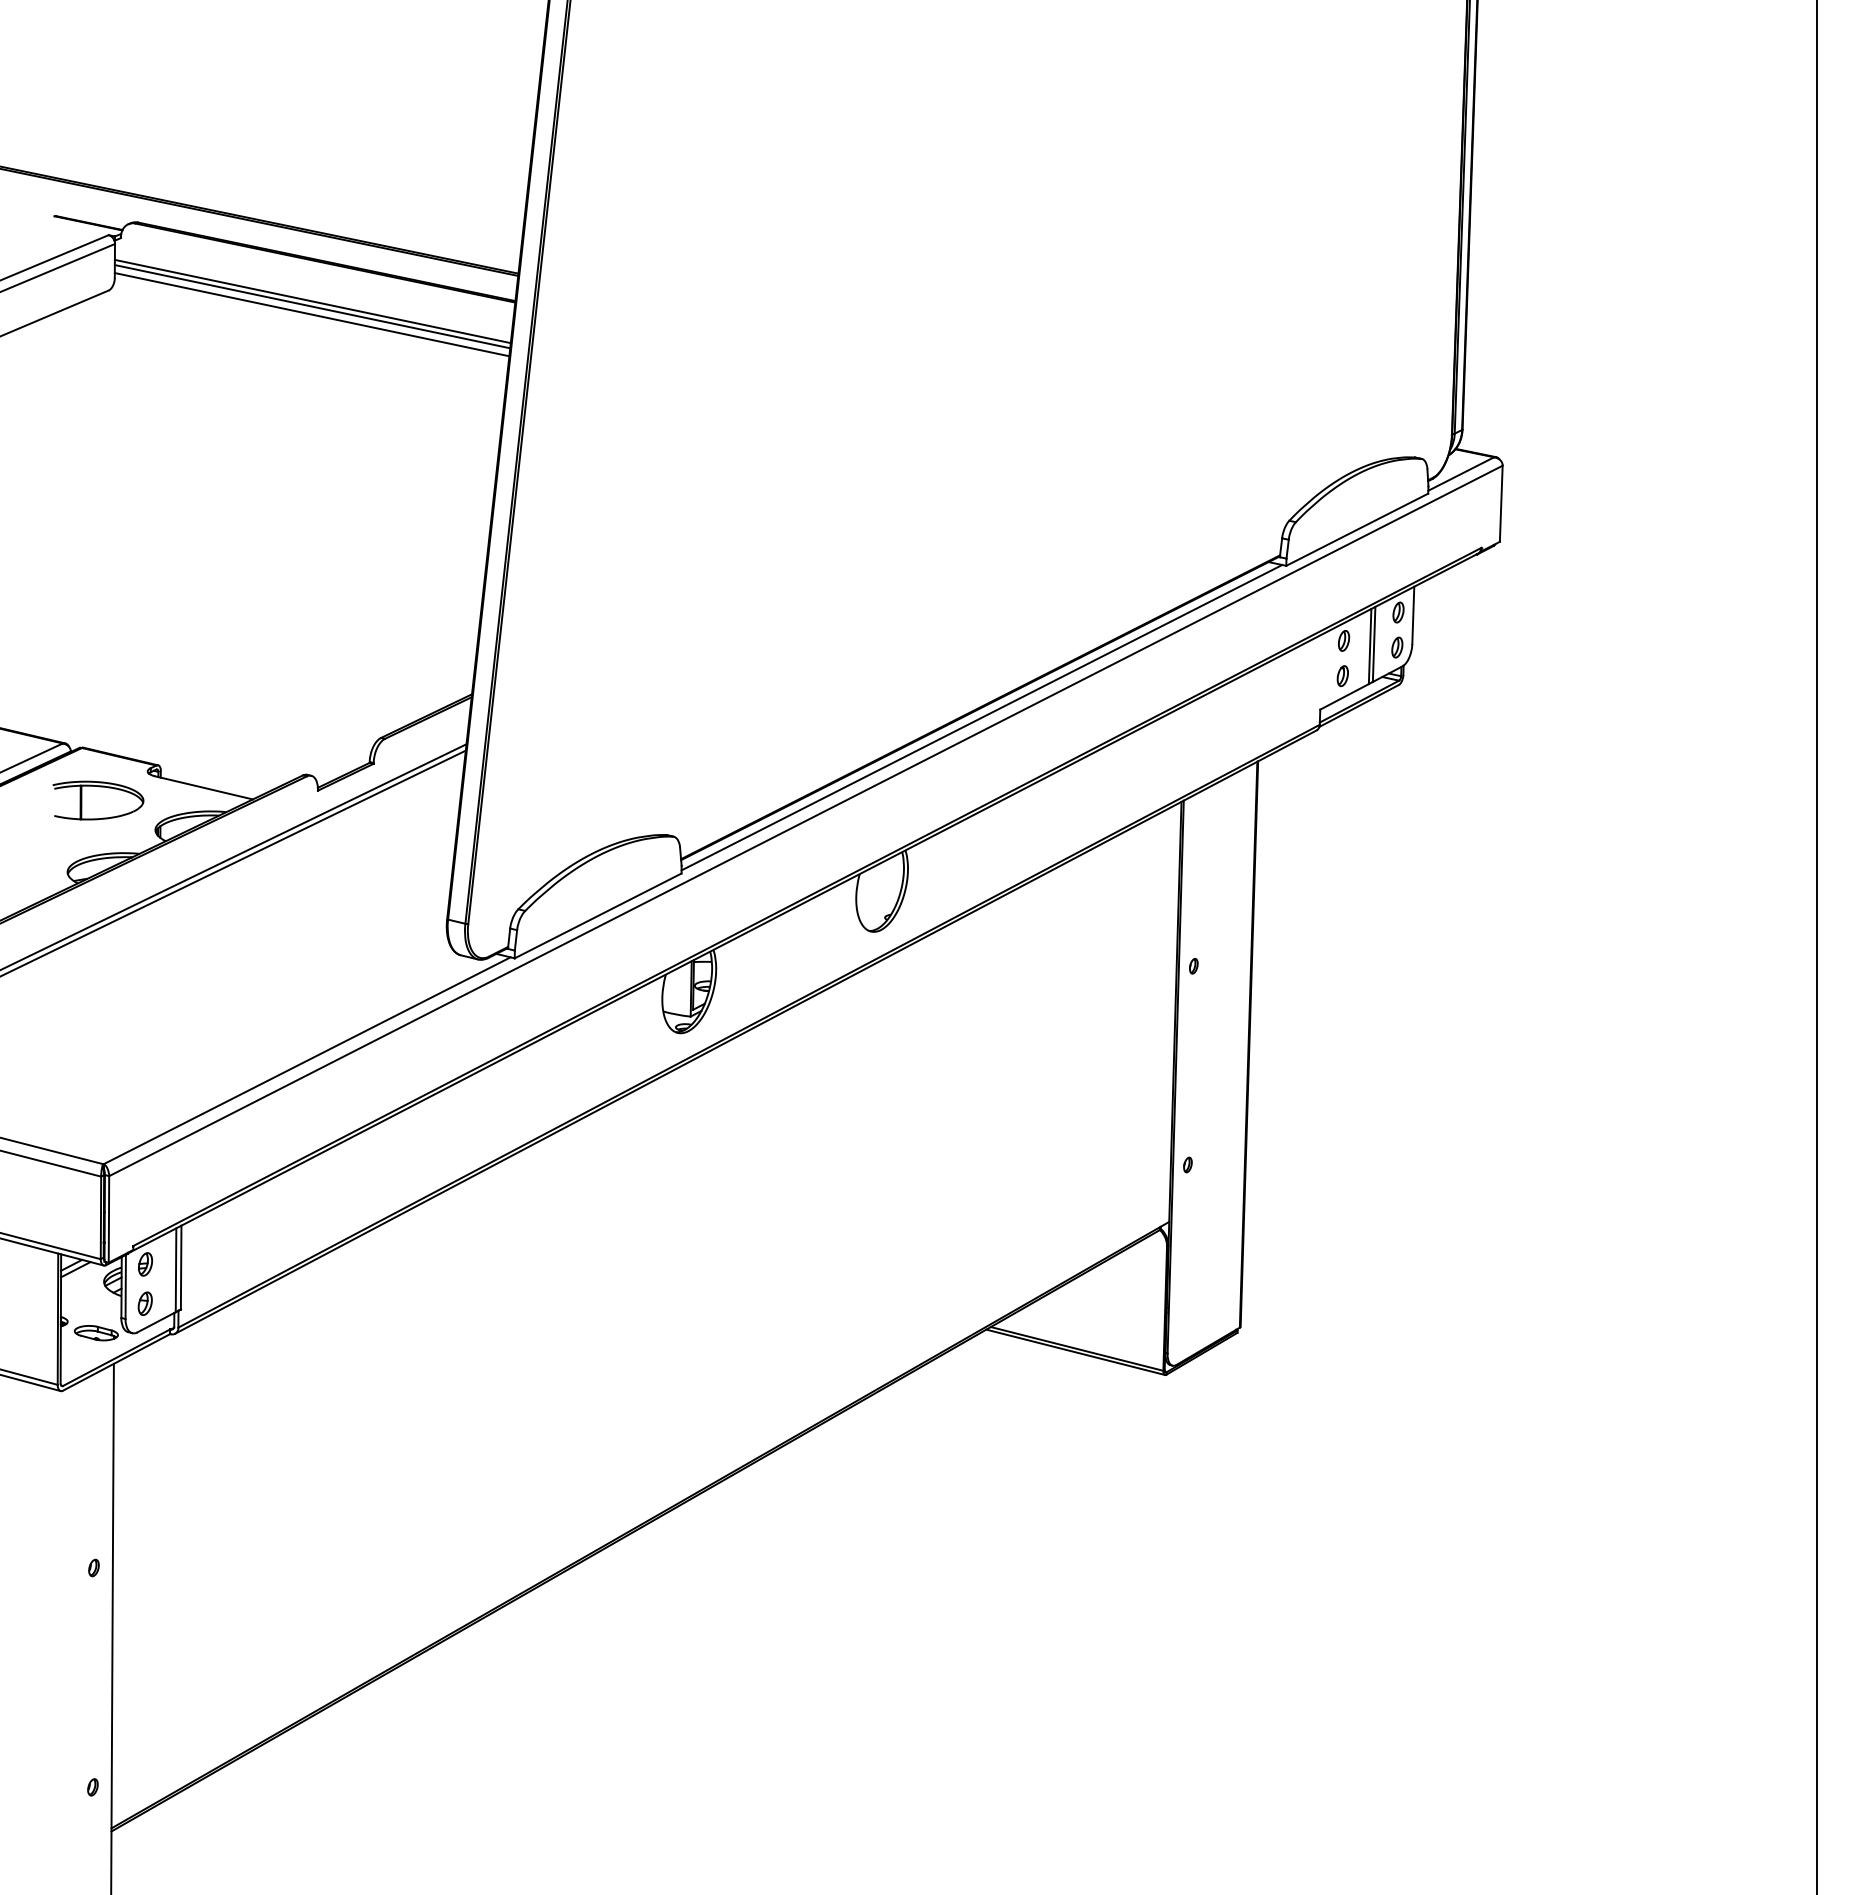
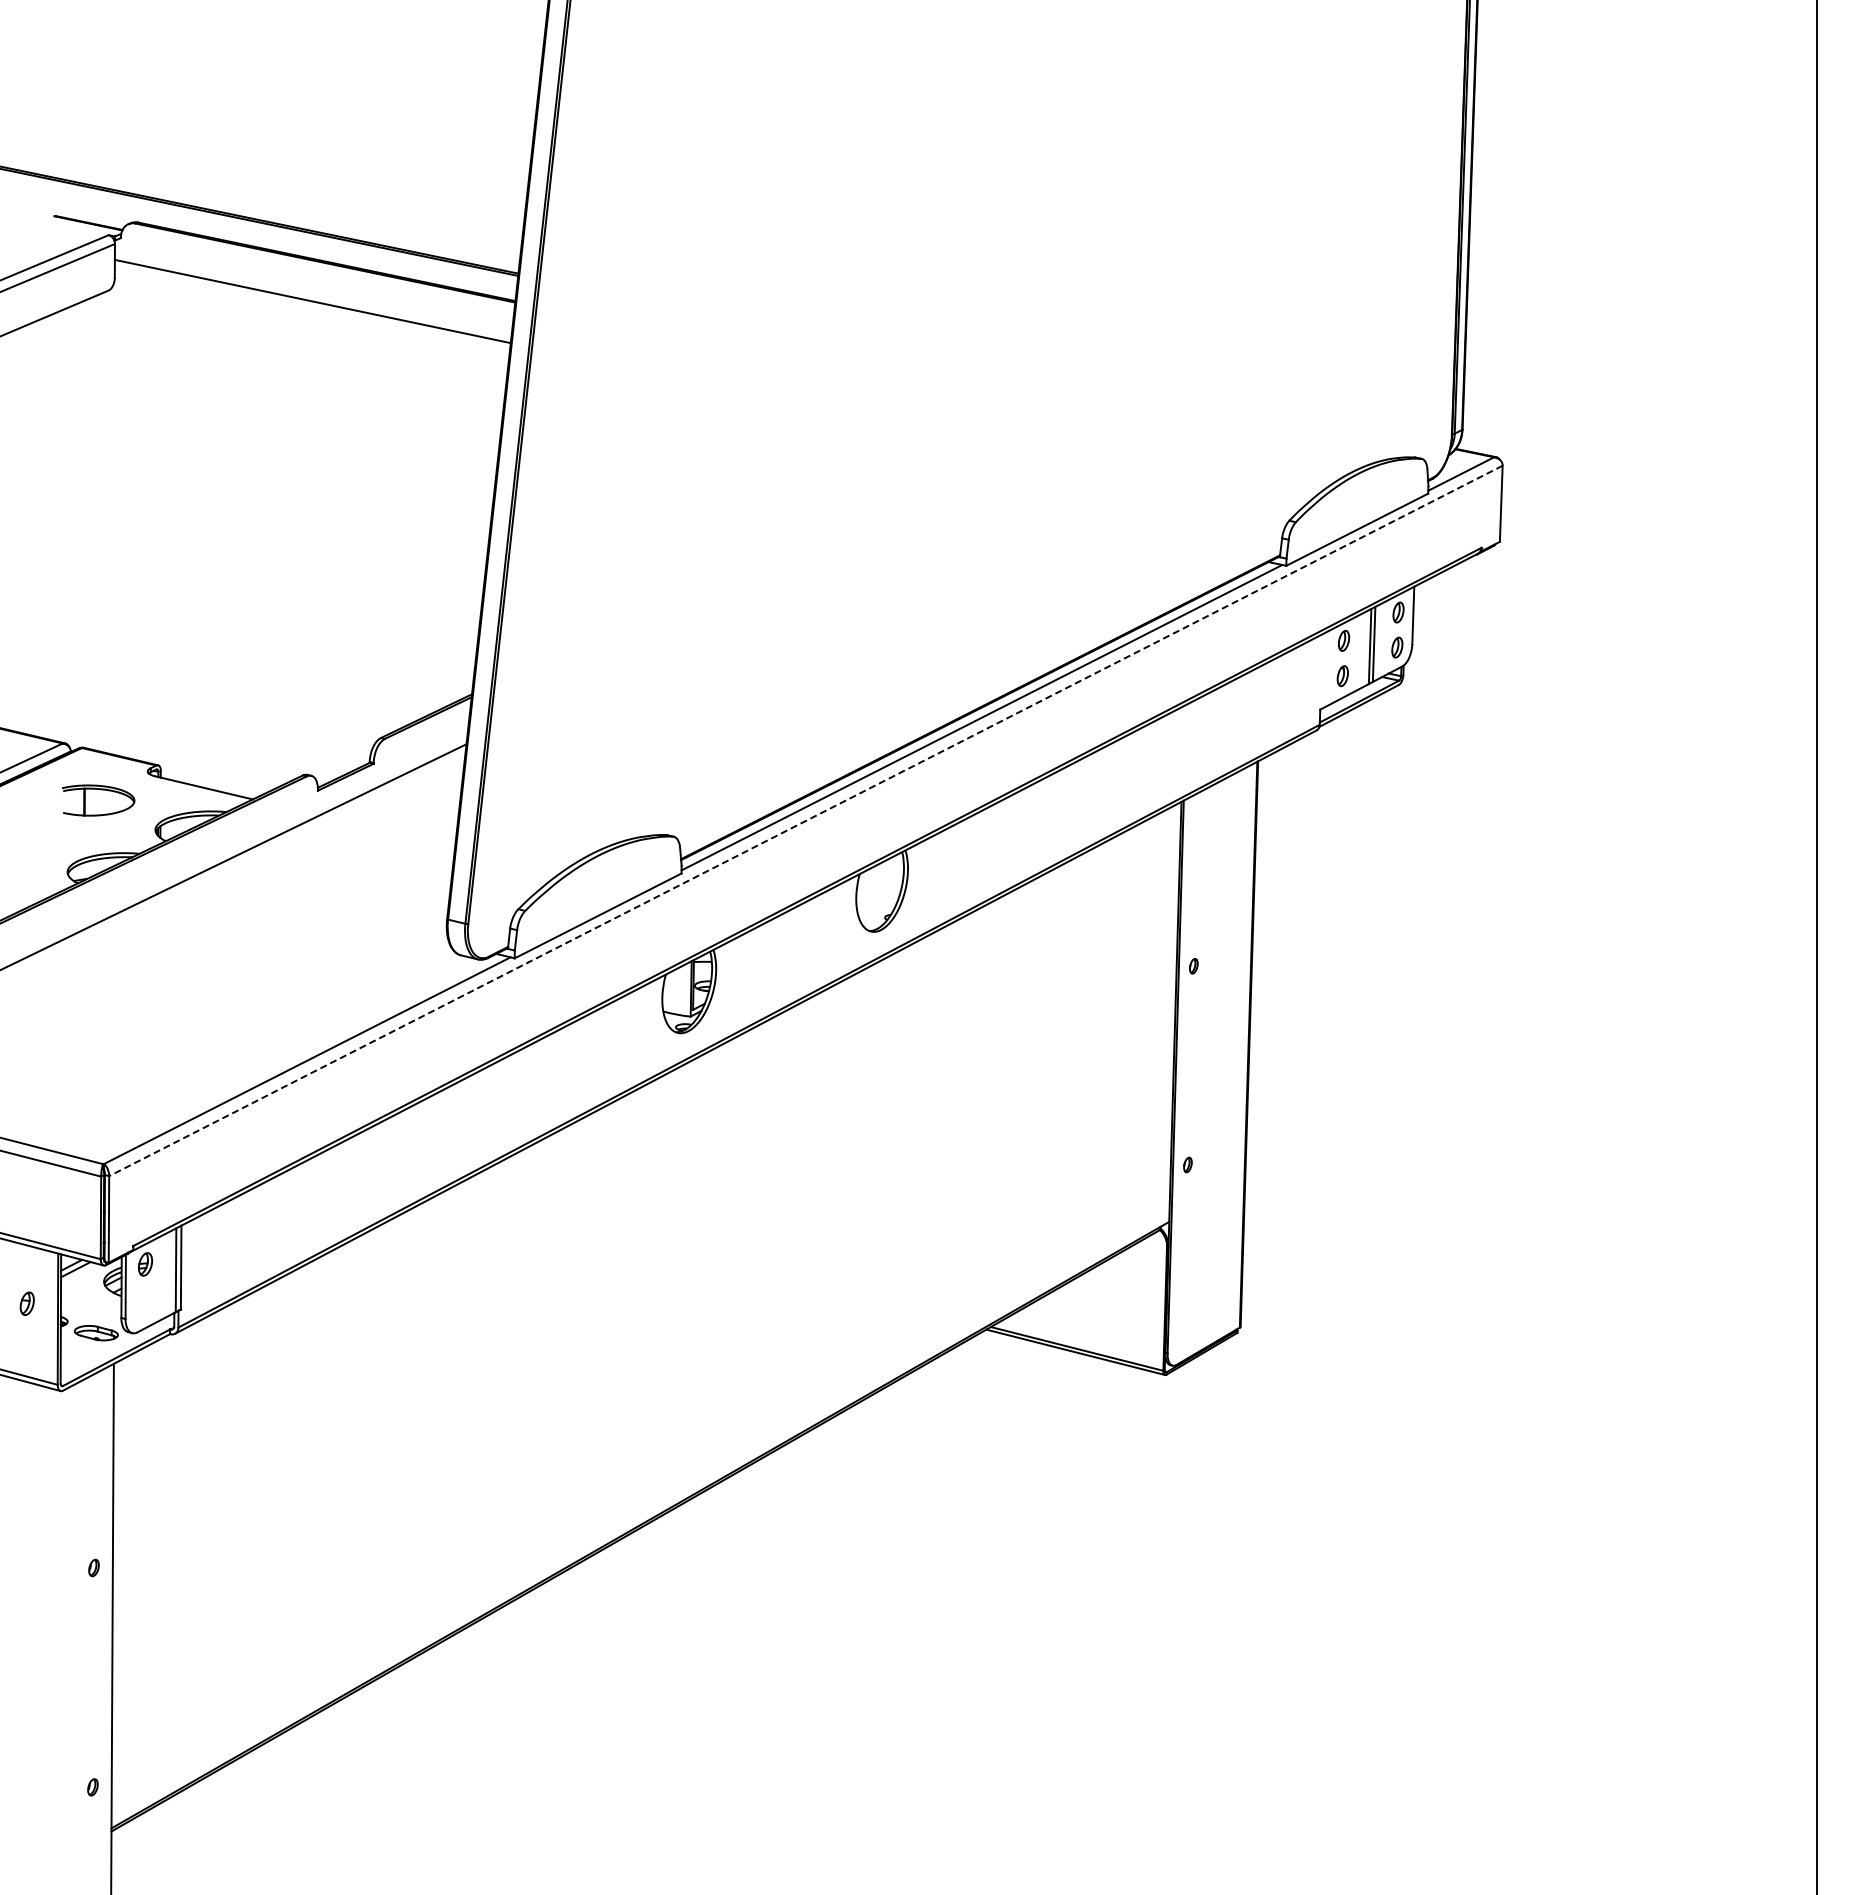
line: present -> none (312, 306)
line: present -> none (311, 314)
part size: 93x41 px -> 75x33 px (98, 800)
line: solid -> dashed (805, 821)
line: present -> none (233, 862)
part position: (144, 1303) -> (26, 1303) (26, 1303)
